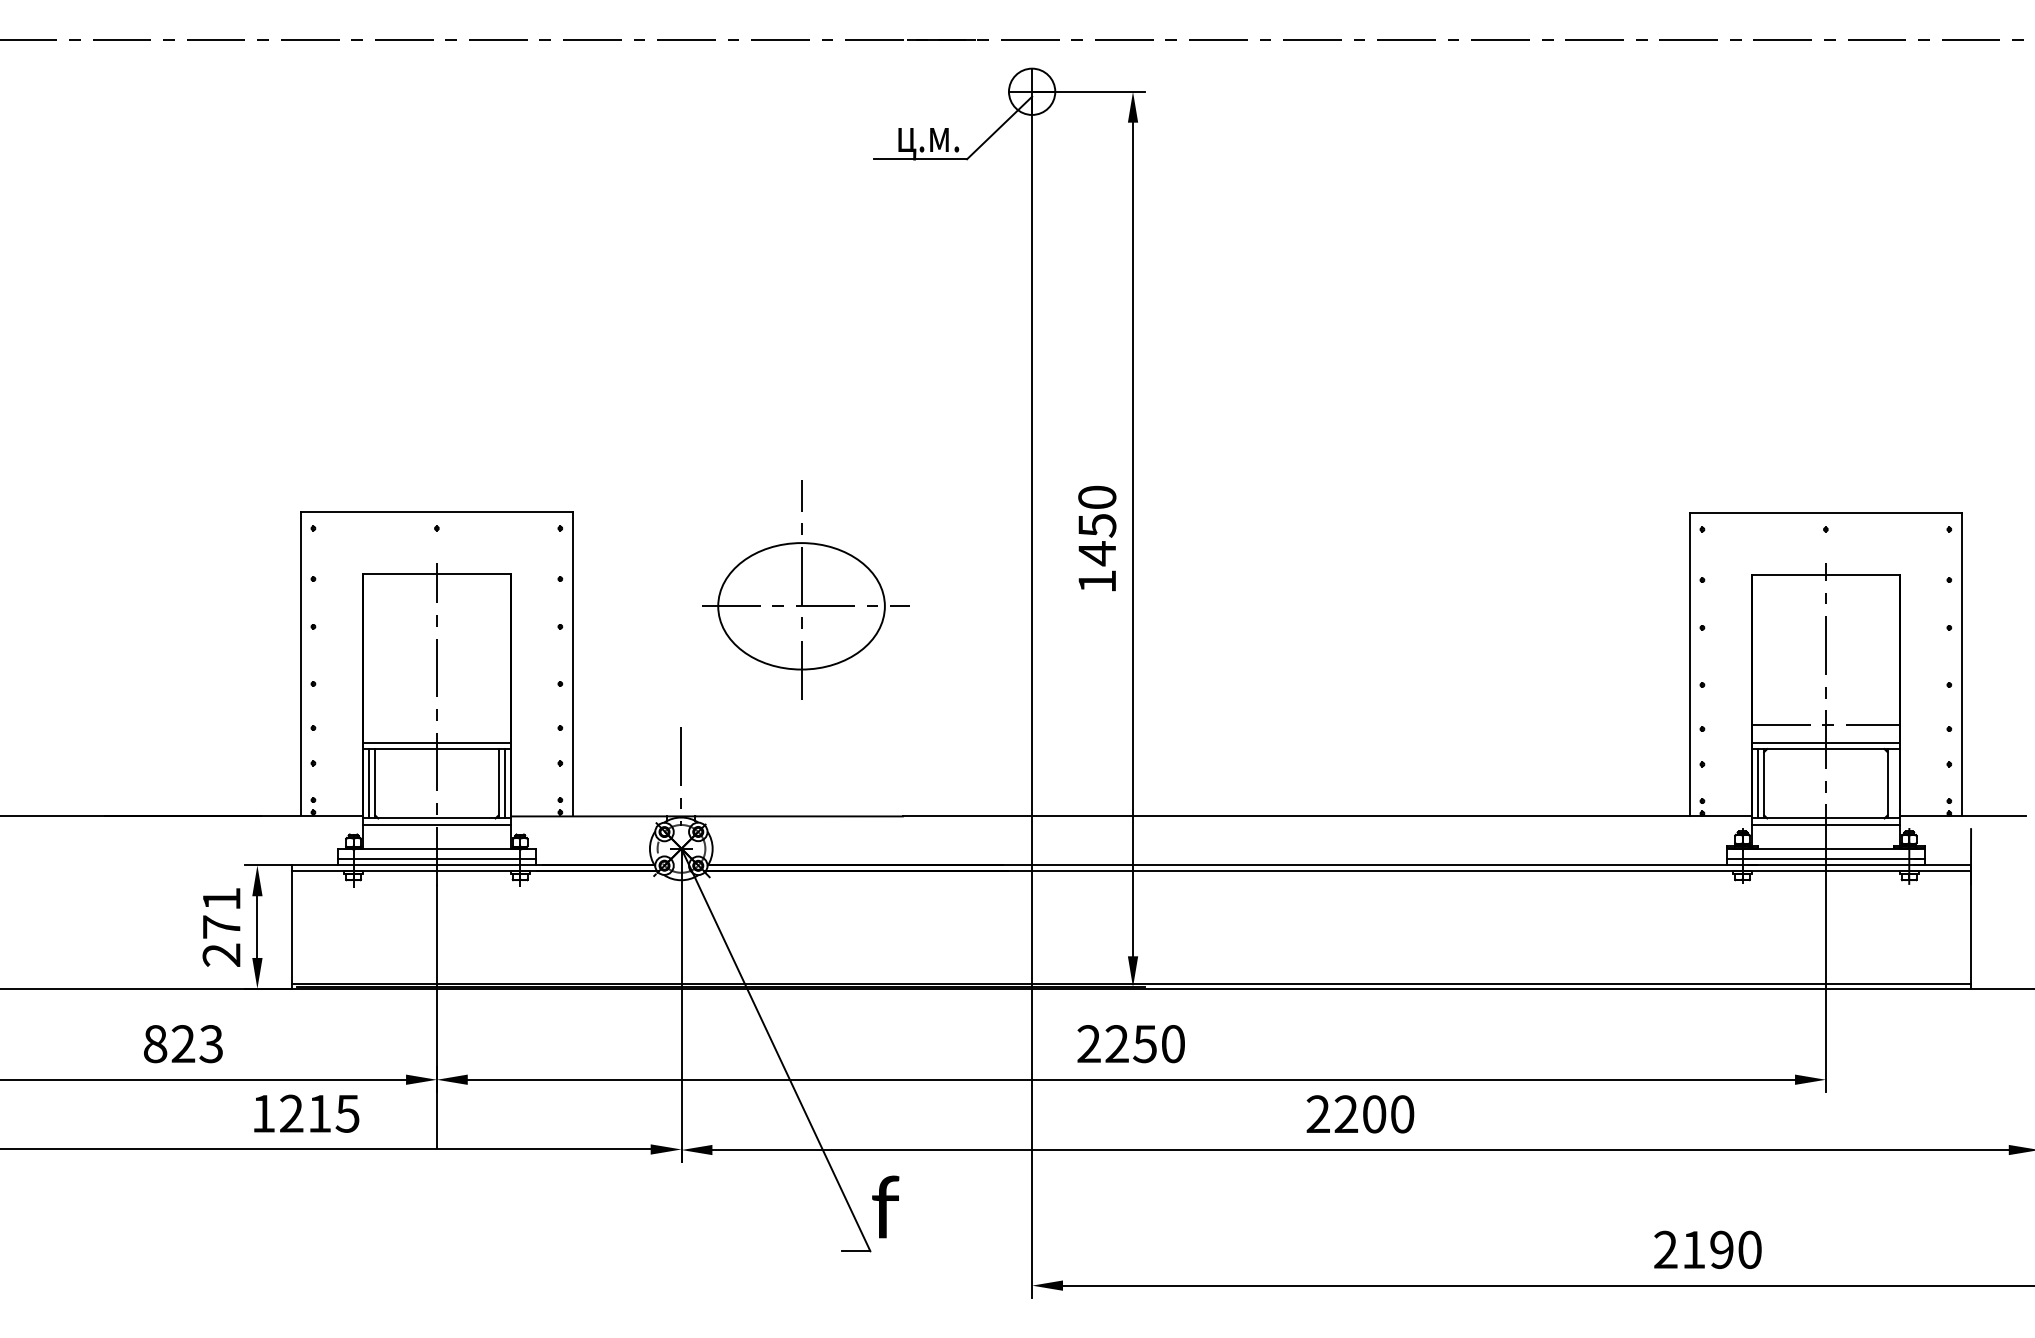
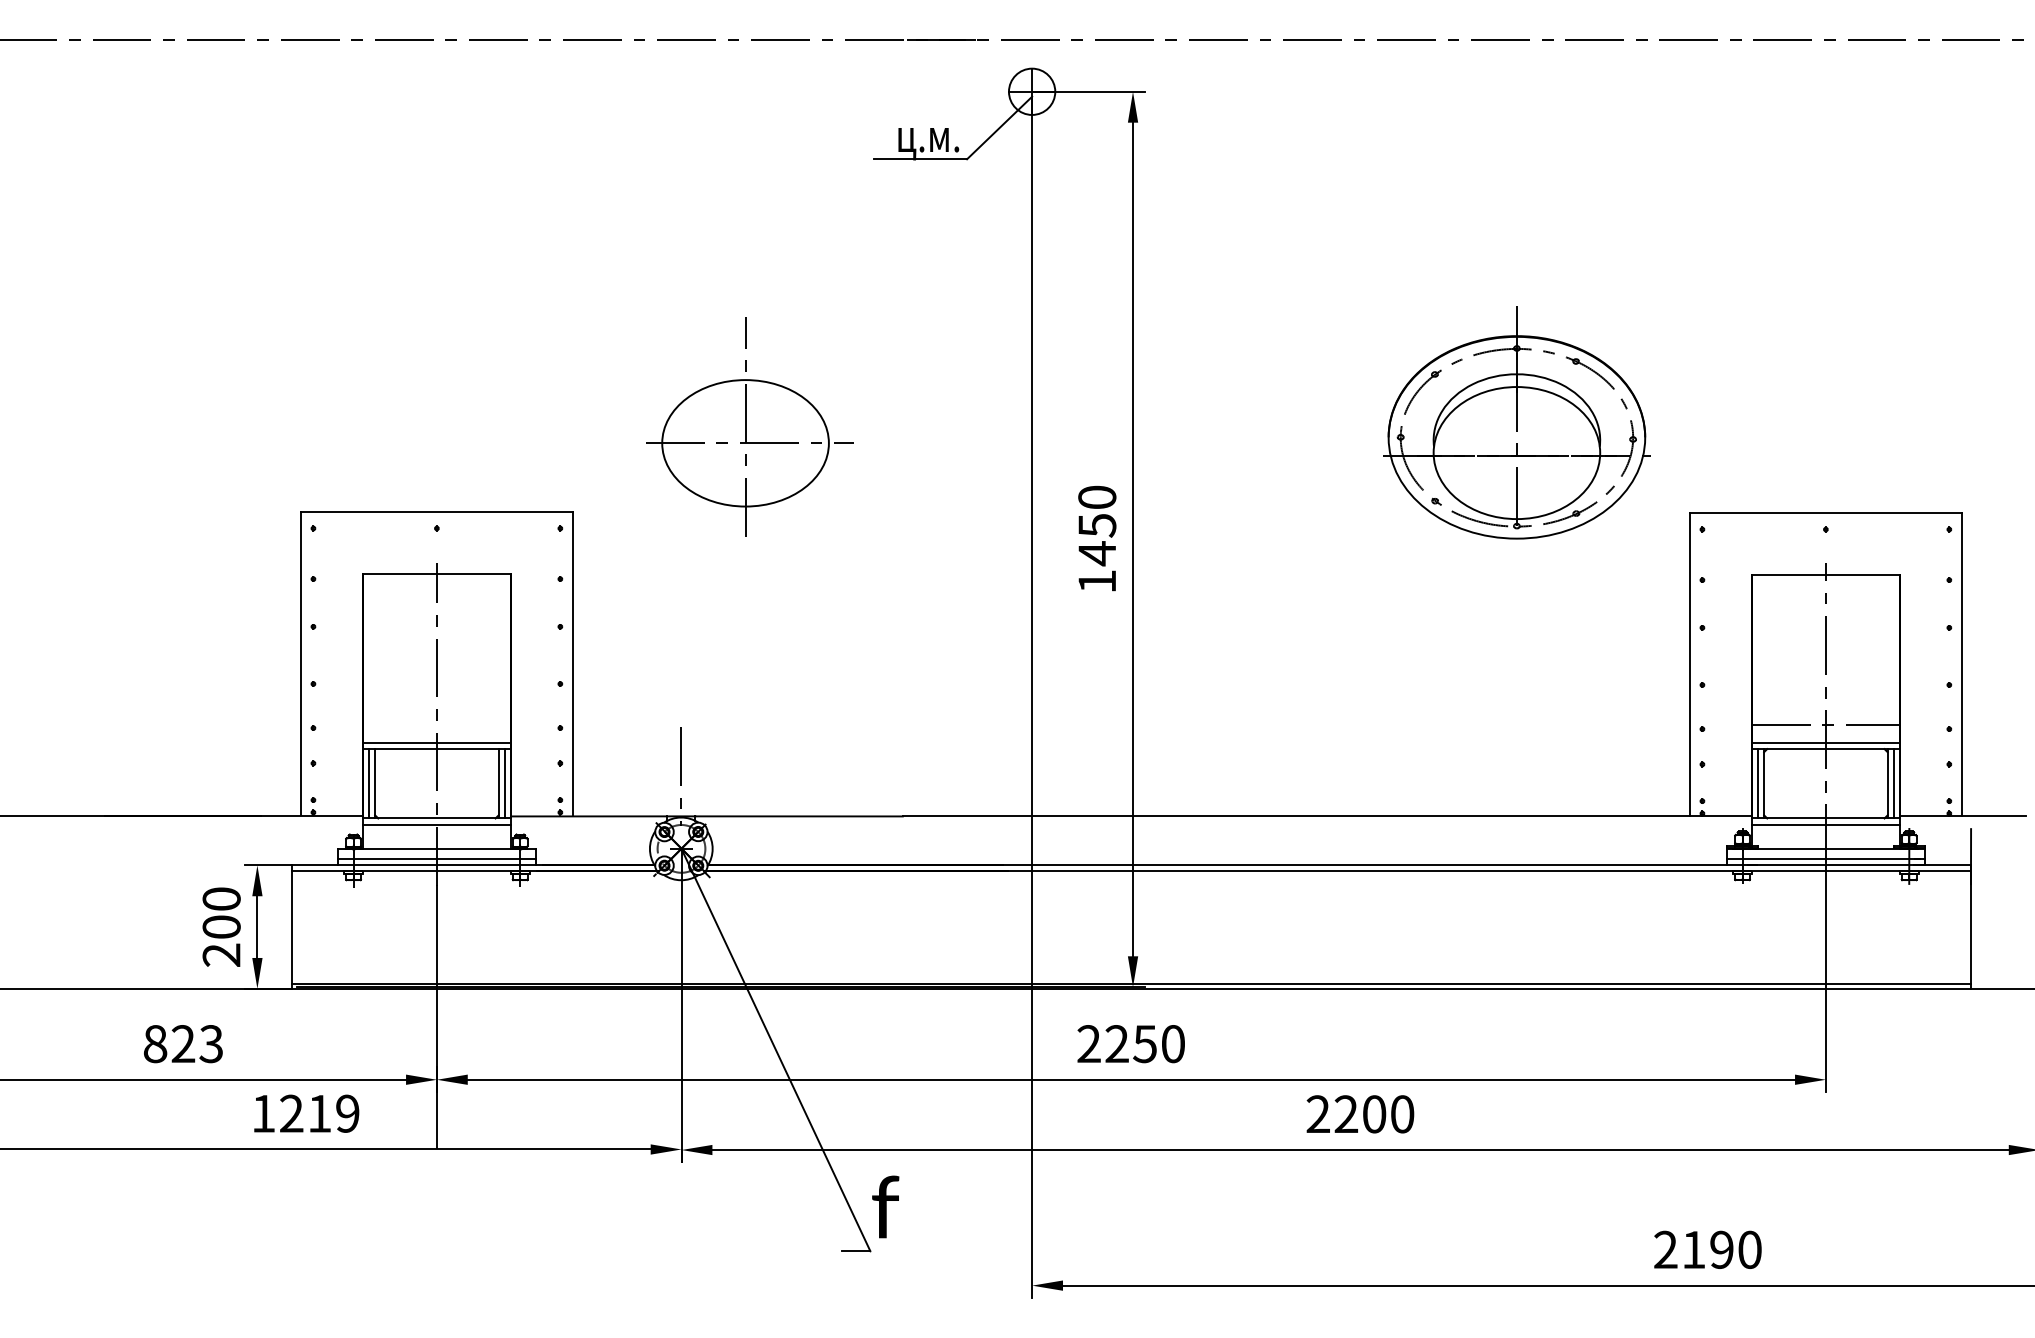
part: none -> present (1516, 422)
part position: (805, 589) -> (749, 426) (749, 426)
line: none -> present (1893, 783)
text: 271 -> 200 (221, 912)
text: 1215 -> 1219 (347, 1113)
